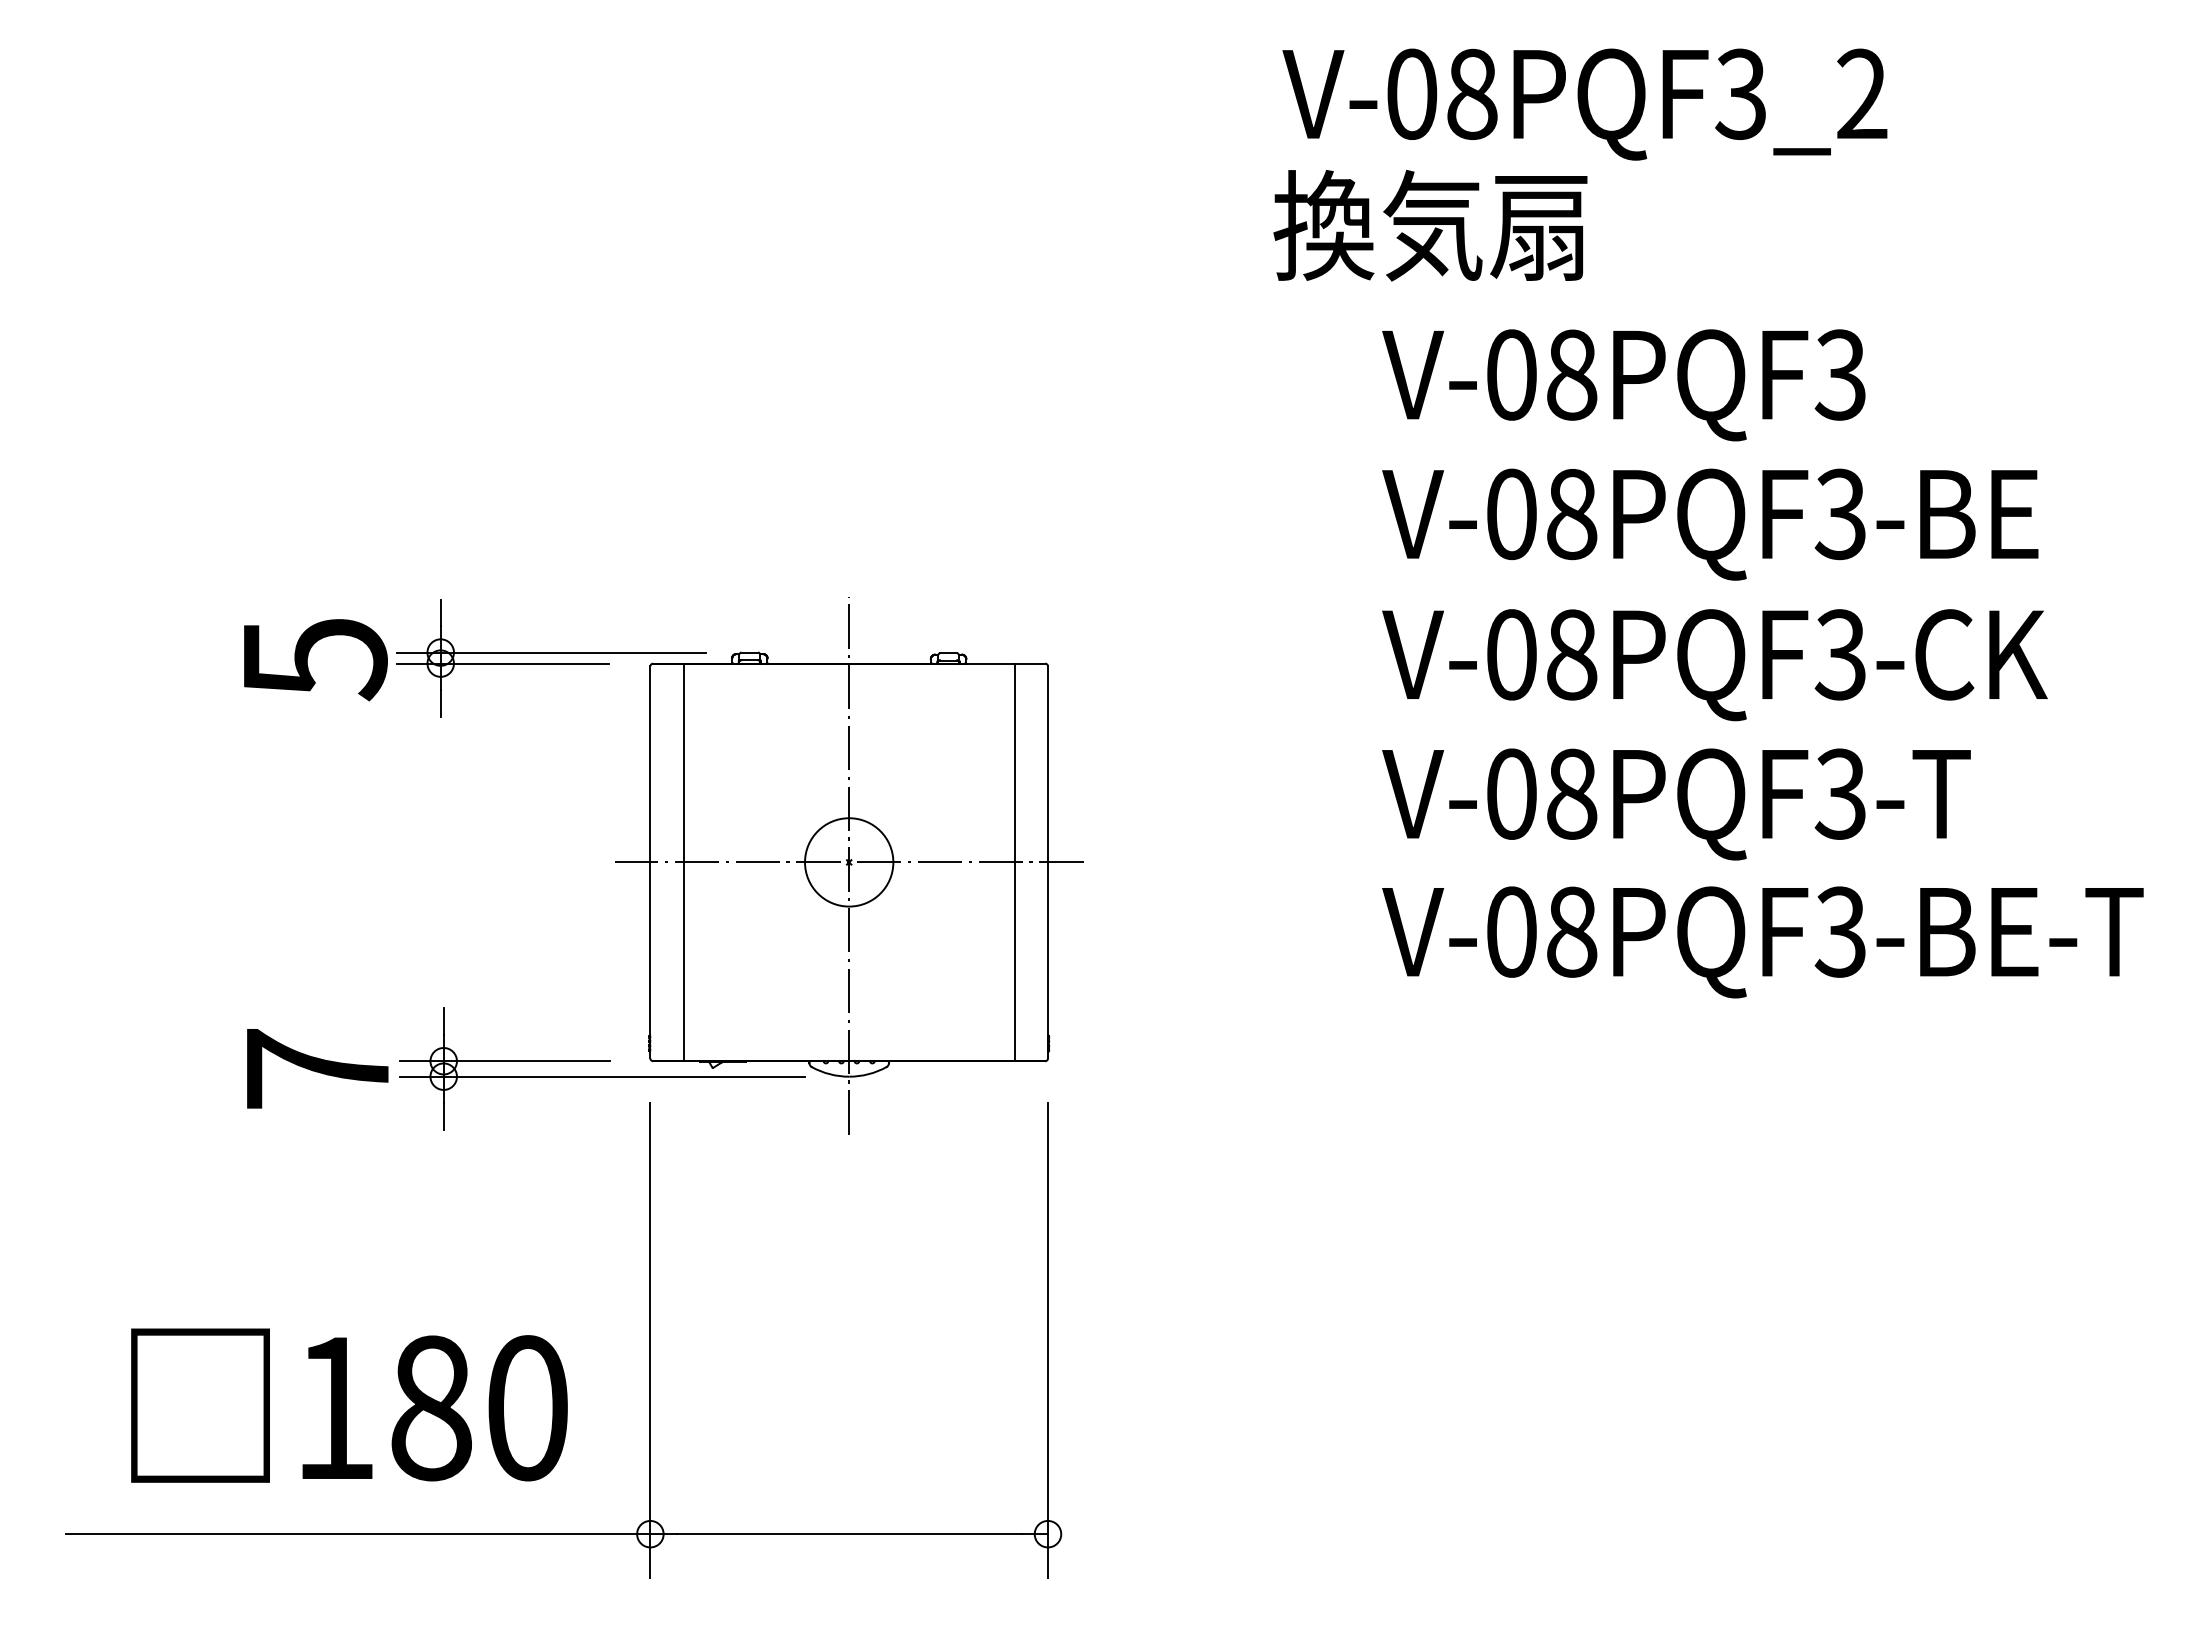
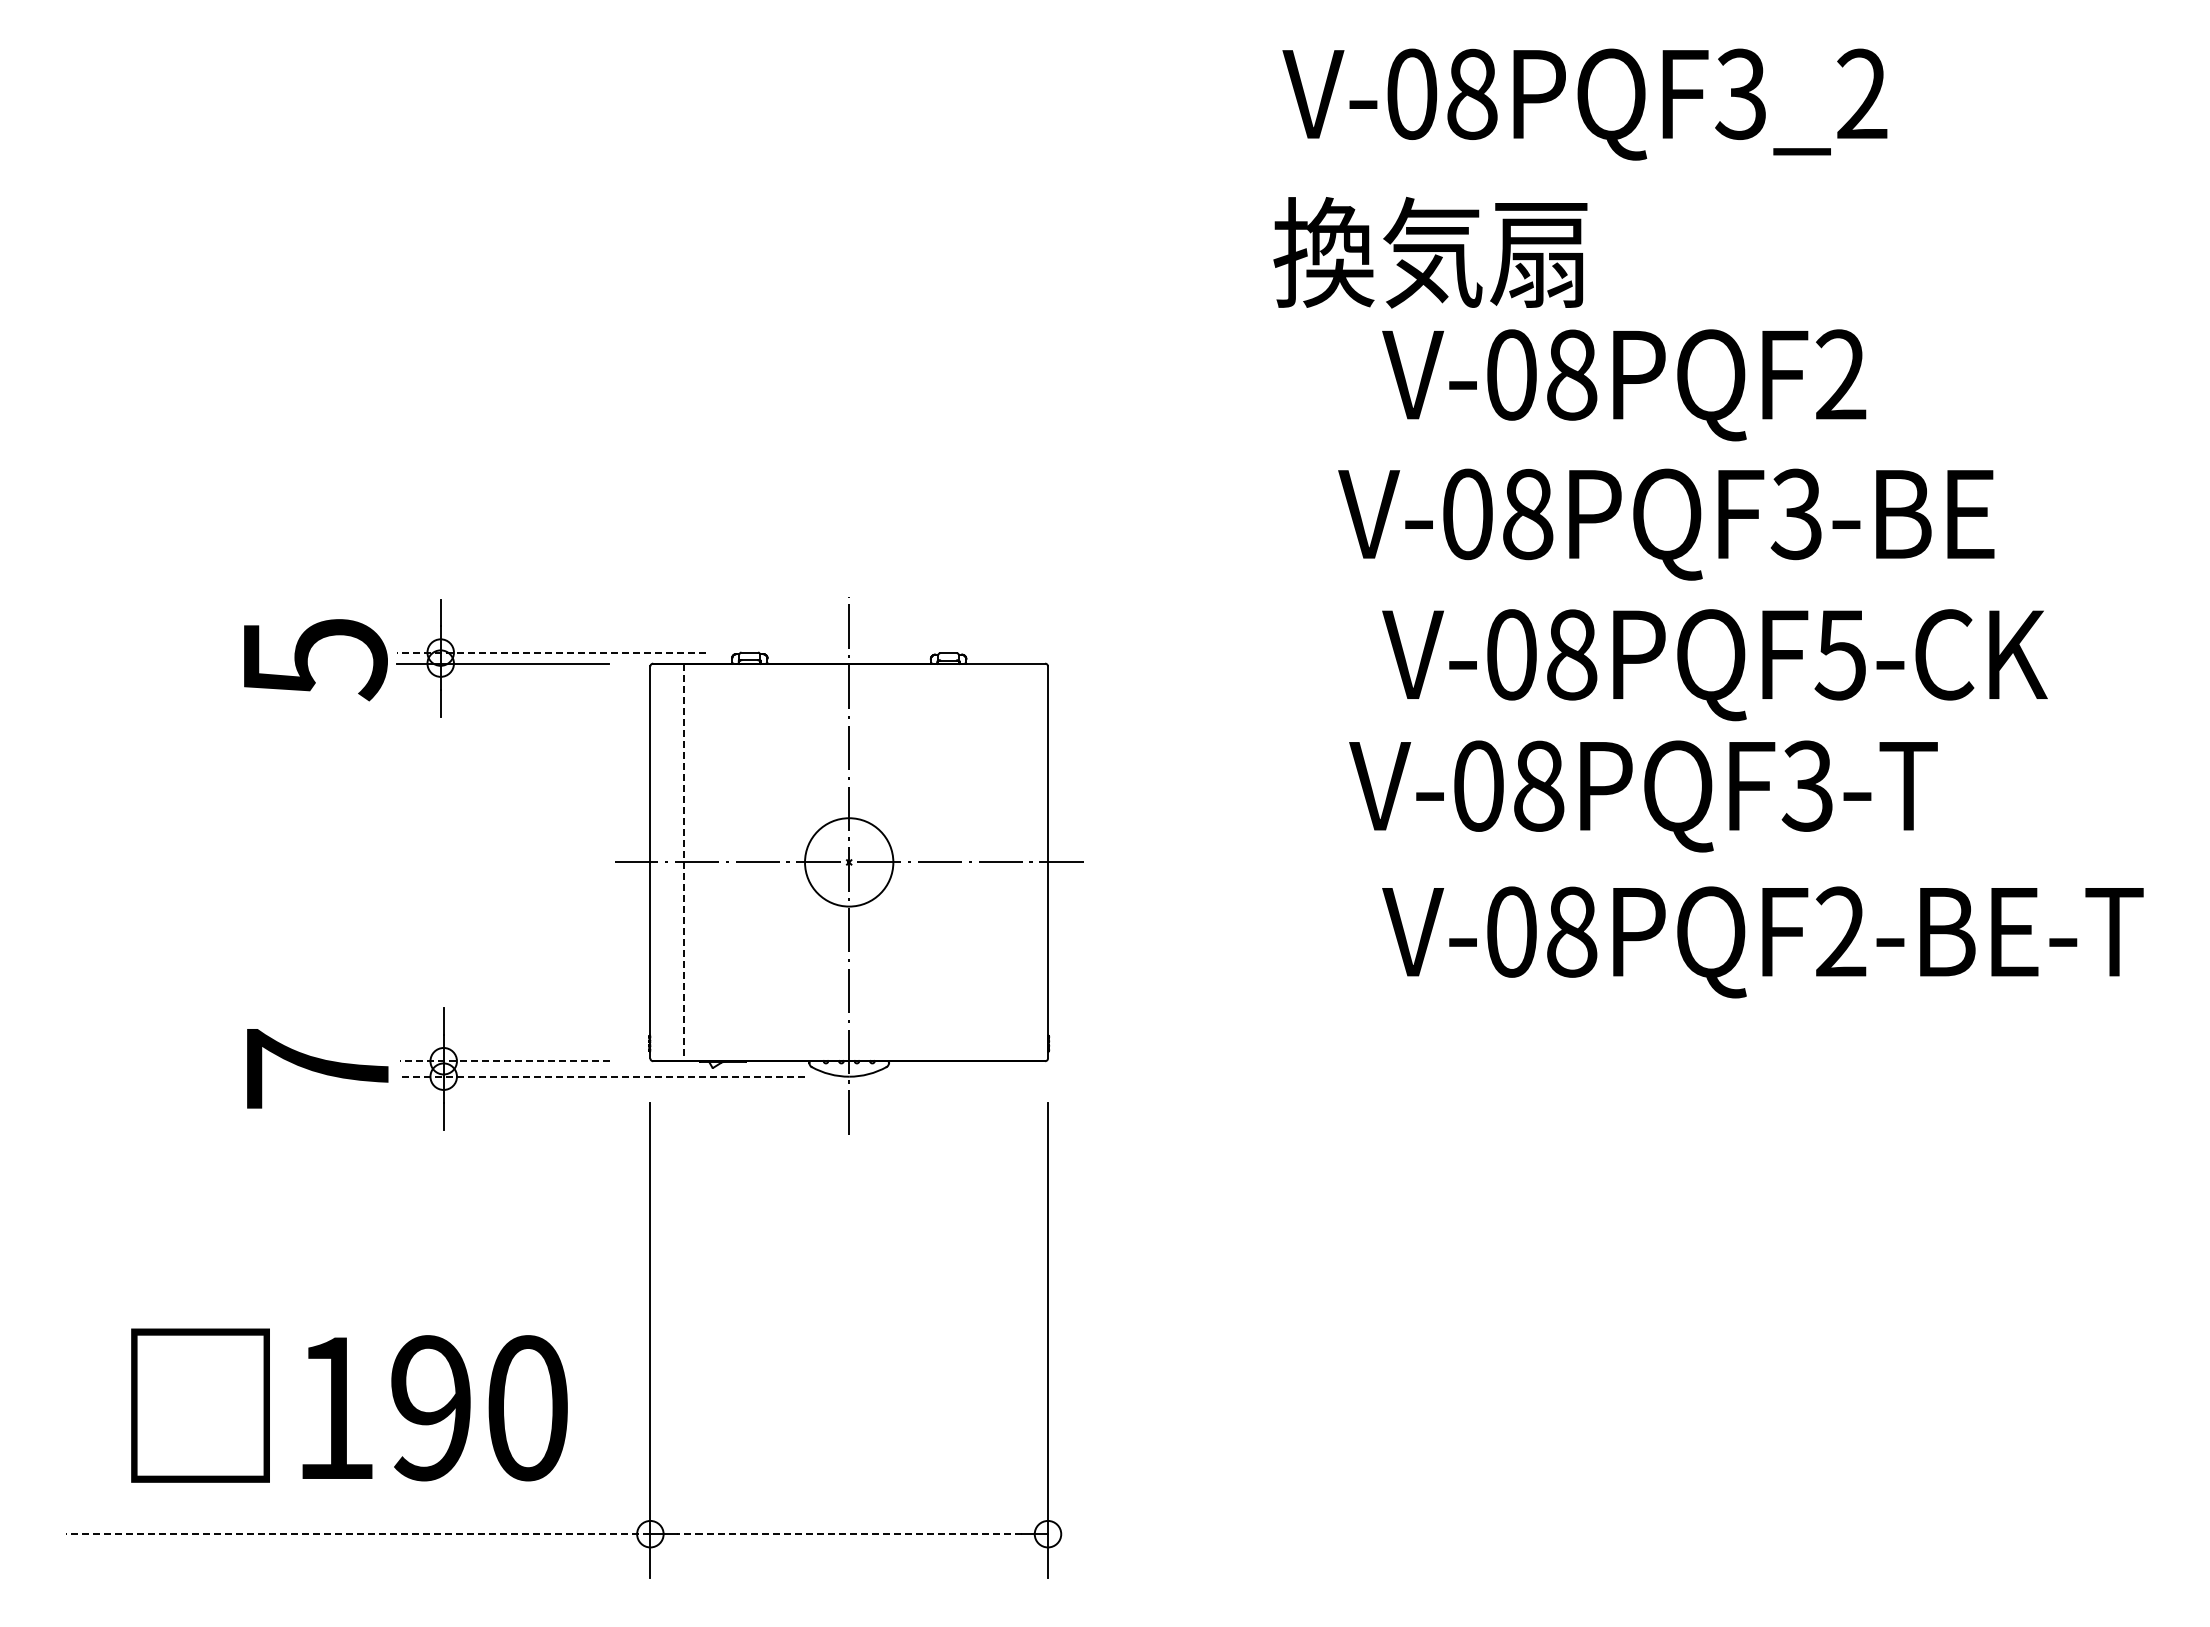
text position: (1430, 225) -> (1430, 252) (1430, 252)
text: V-08PQF3 -> V-08PQF2 (1840, 374)
text position: (1710, 524) -> (1666, 524) (1666, 524)
line: solid -> dashed (551, 652)
text: V-08PQF3-CK -> V-08PQF5-CK (1839, 654)
text position: (1676, 804) -> (1643, 796) (1643, 796)
line: solid -> dashed (683, 862)
line: present -> none (1014, 862)
text: V-08PQF3-BE-T -> V-08PQF2-BE-T (1840, 931)
line: solid -> dashed (504, 1061)
line: solid -> dashed (602, 1076)
text: 180 -> 190 (431, 1408)
line: solid -> dashed (357, 1534)
line: solid -> dashed (848, 1534)
